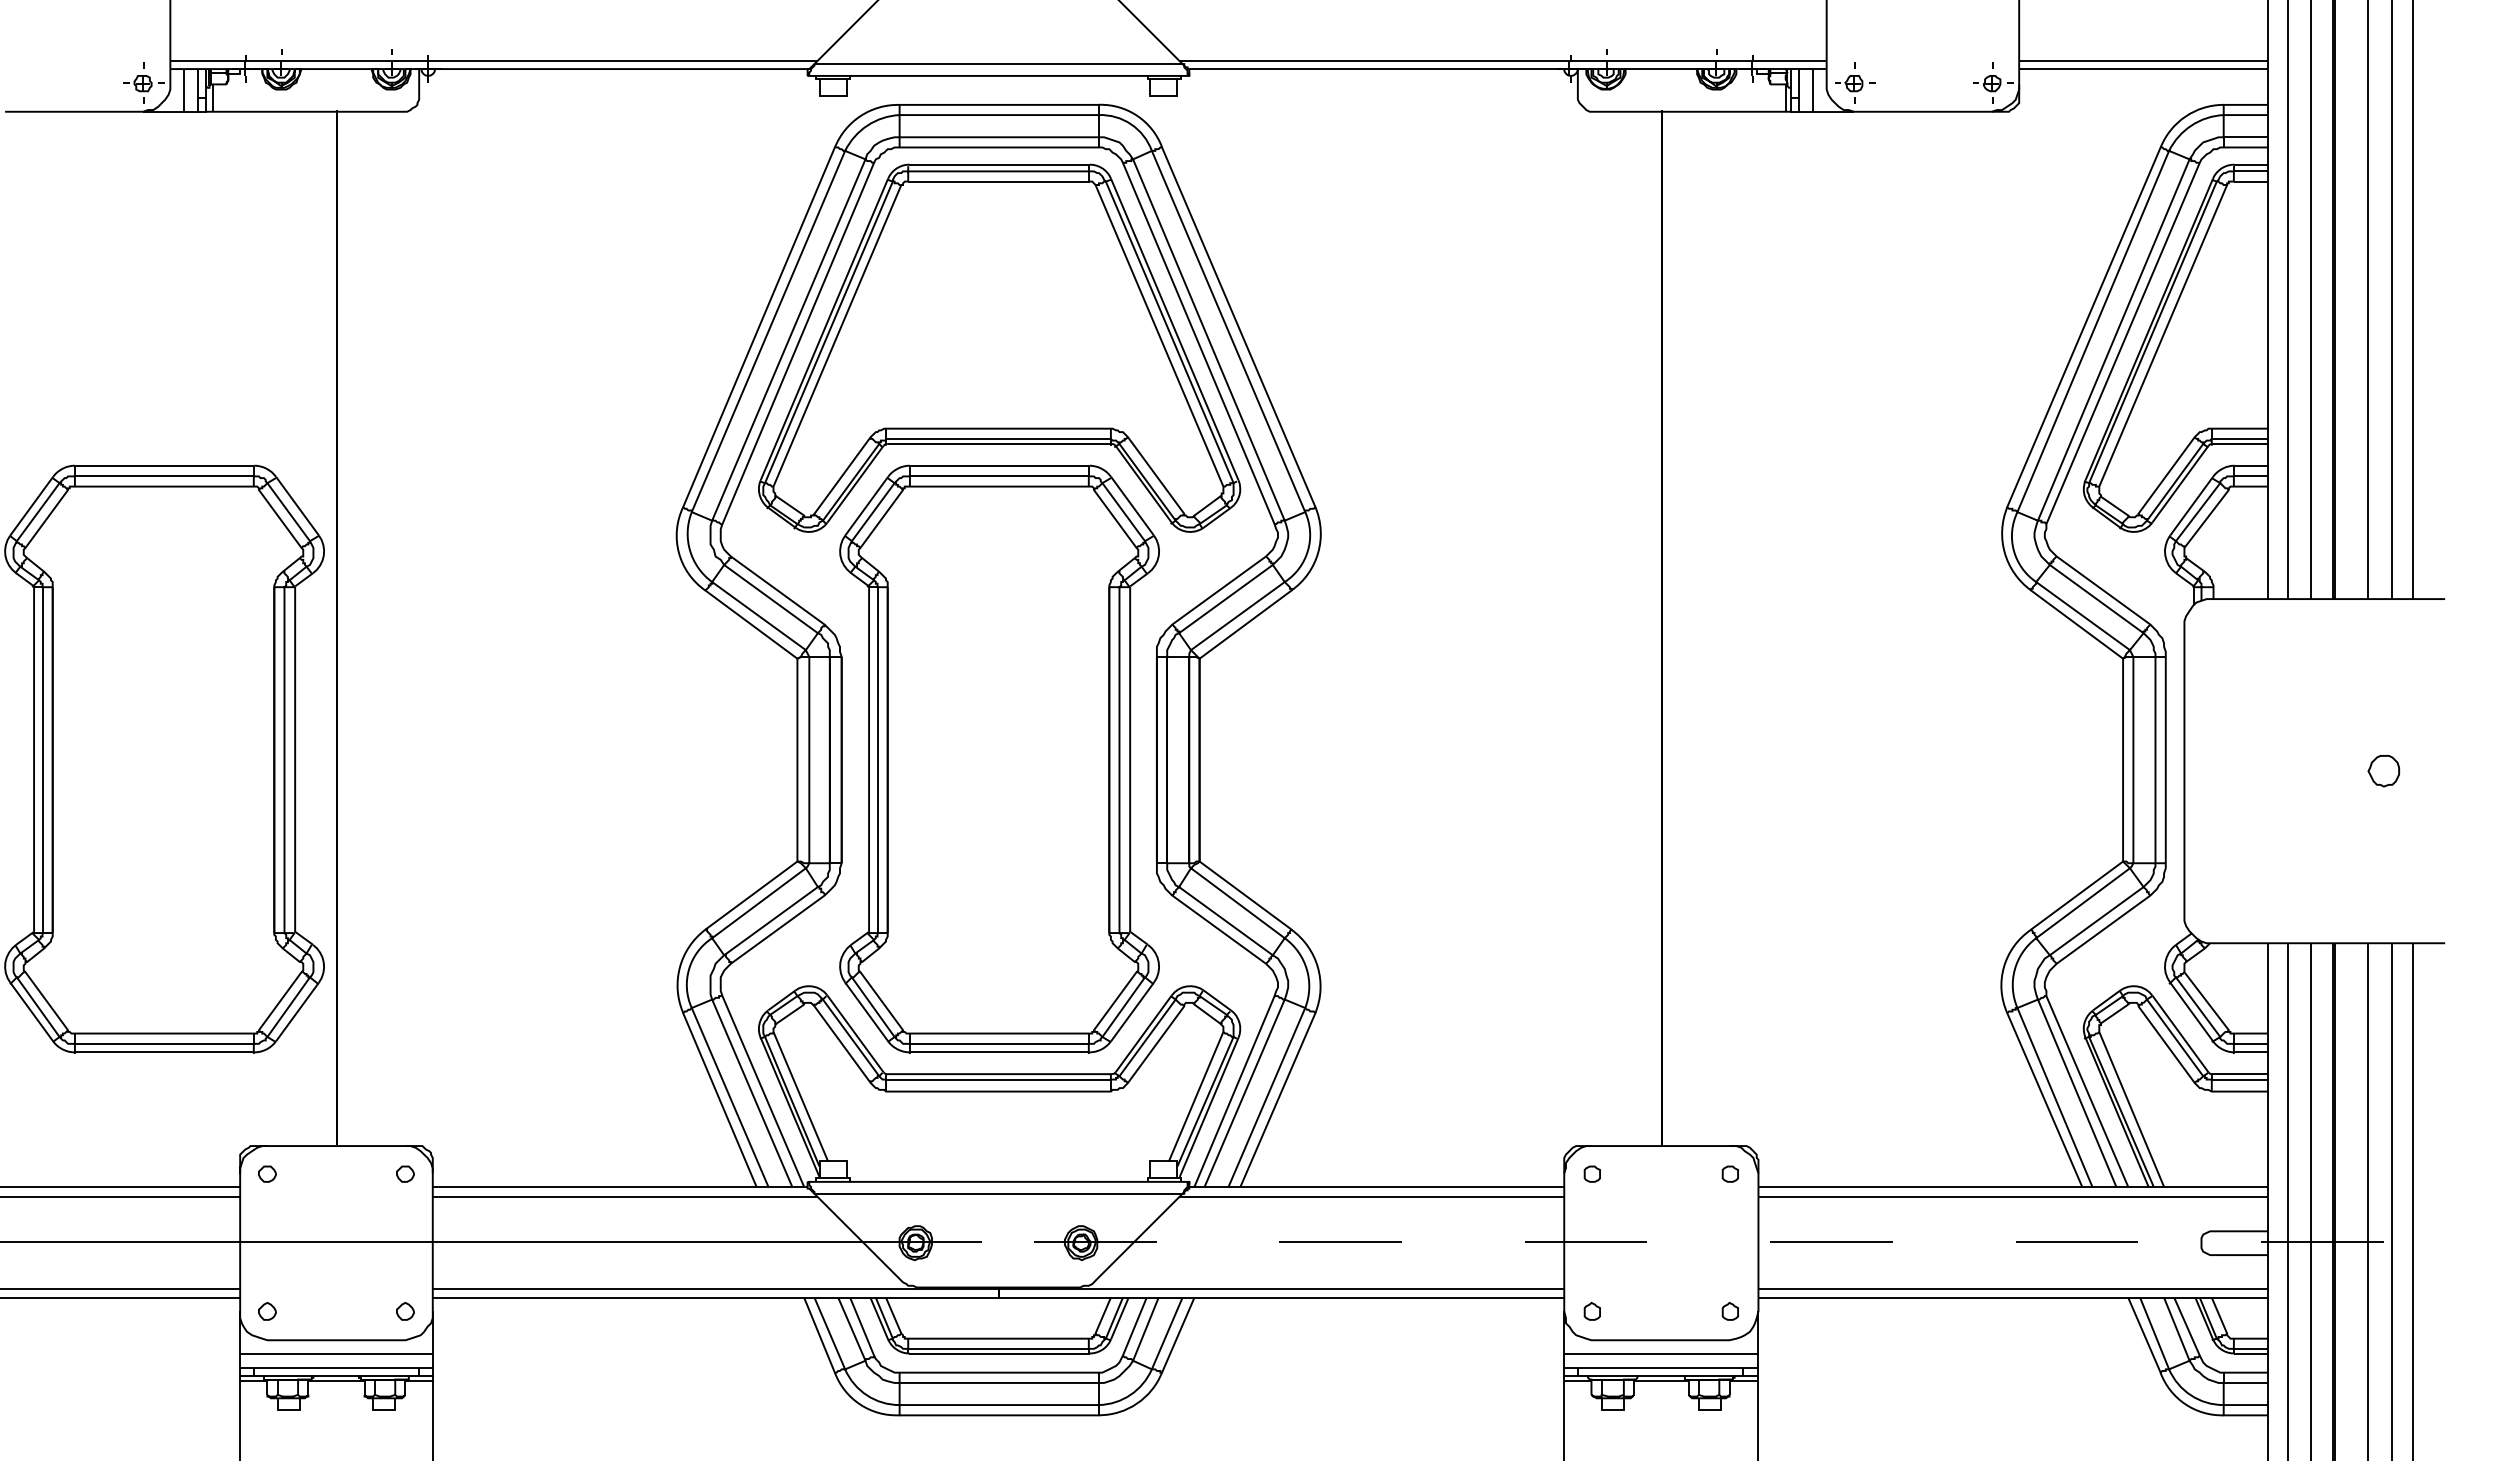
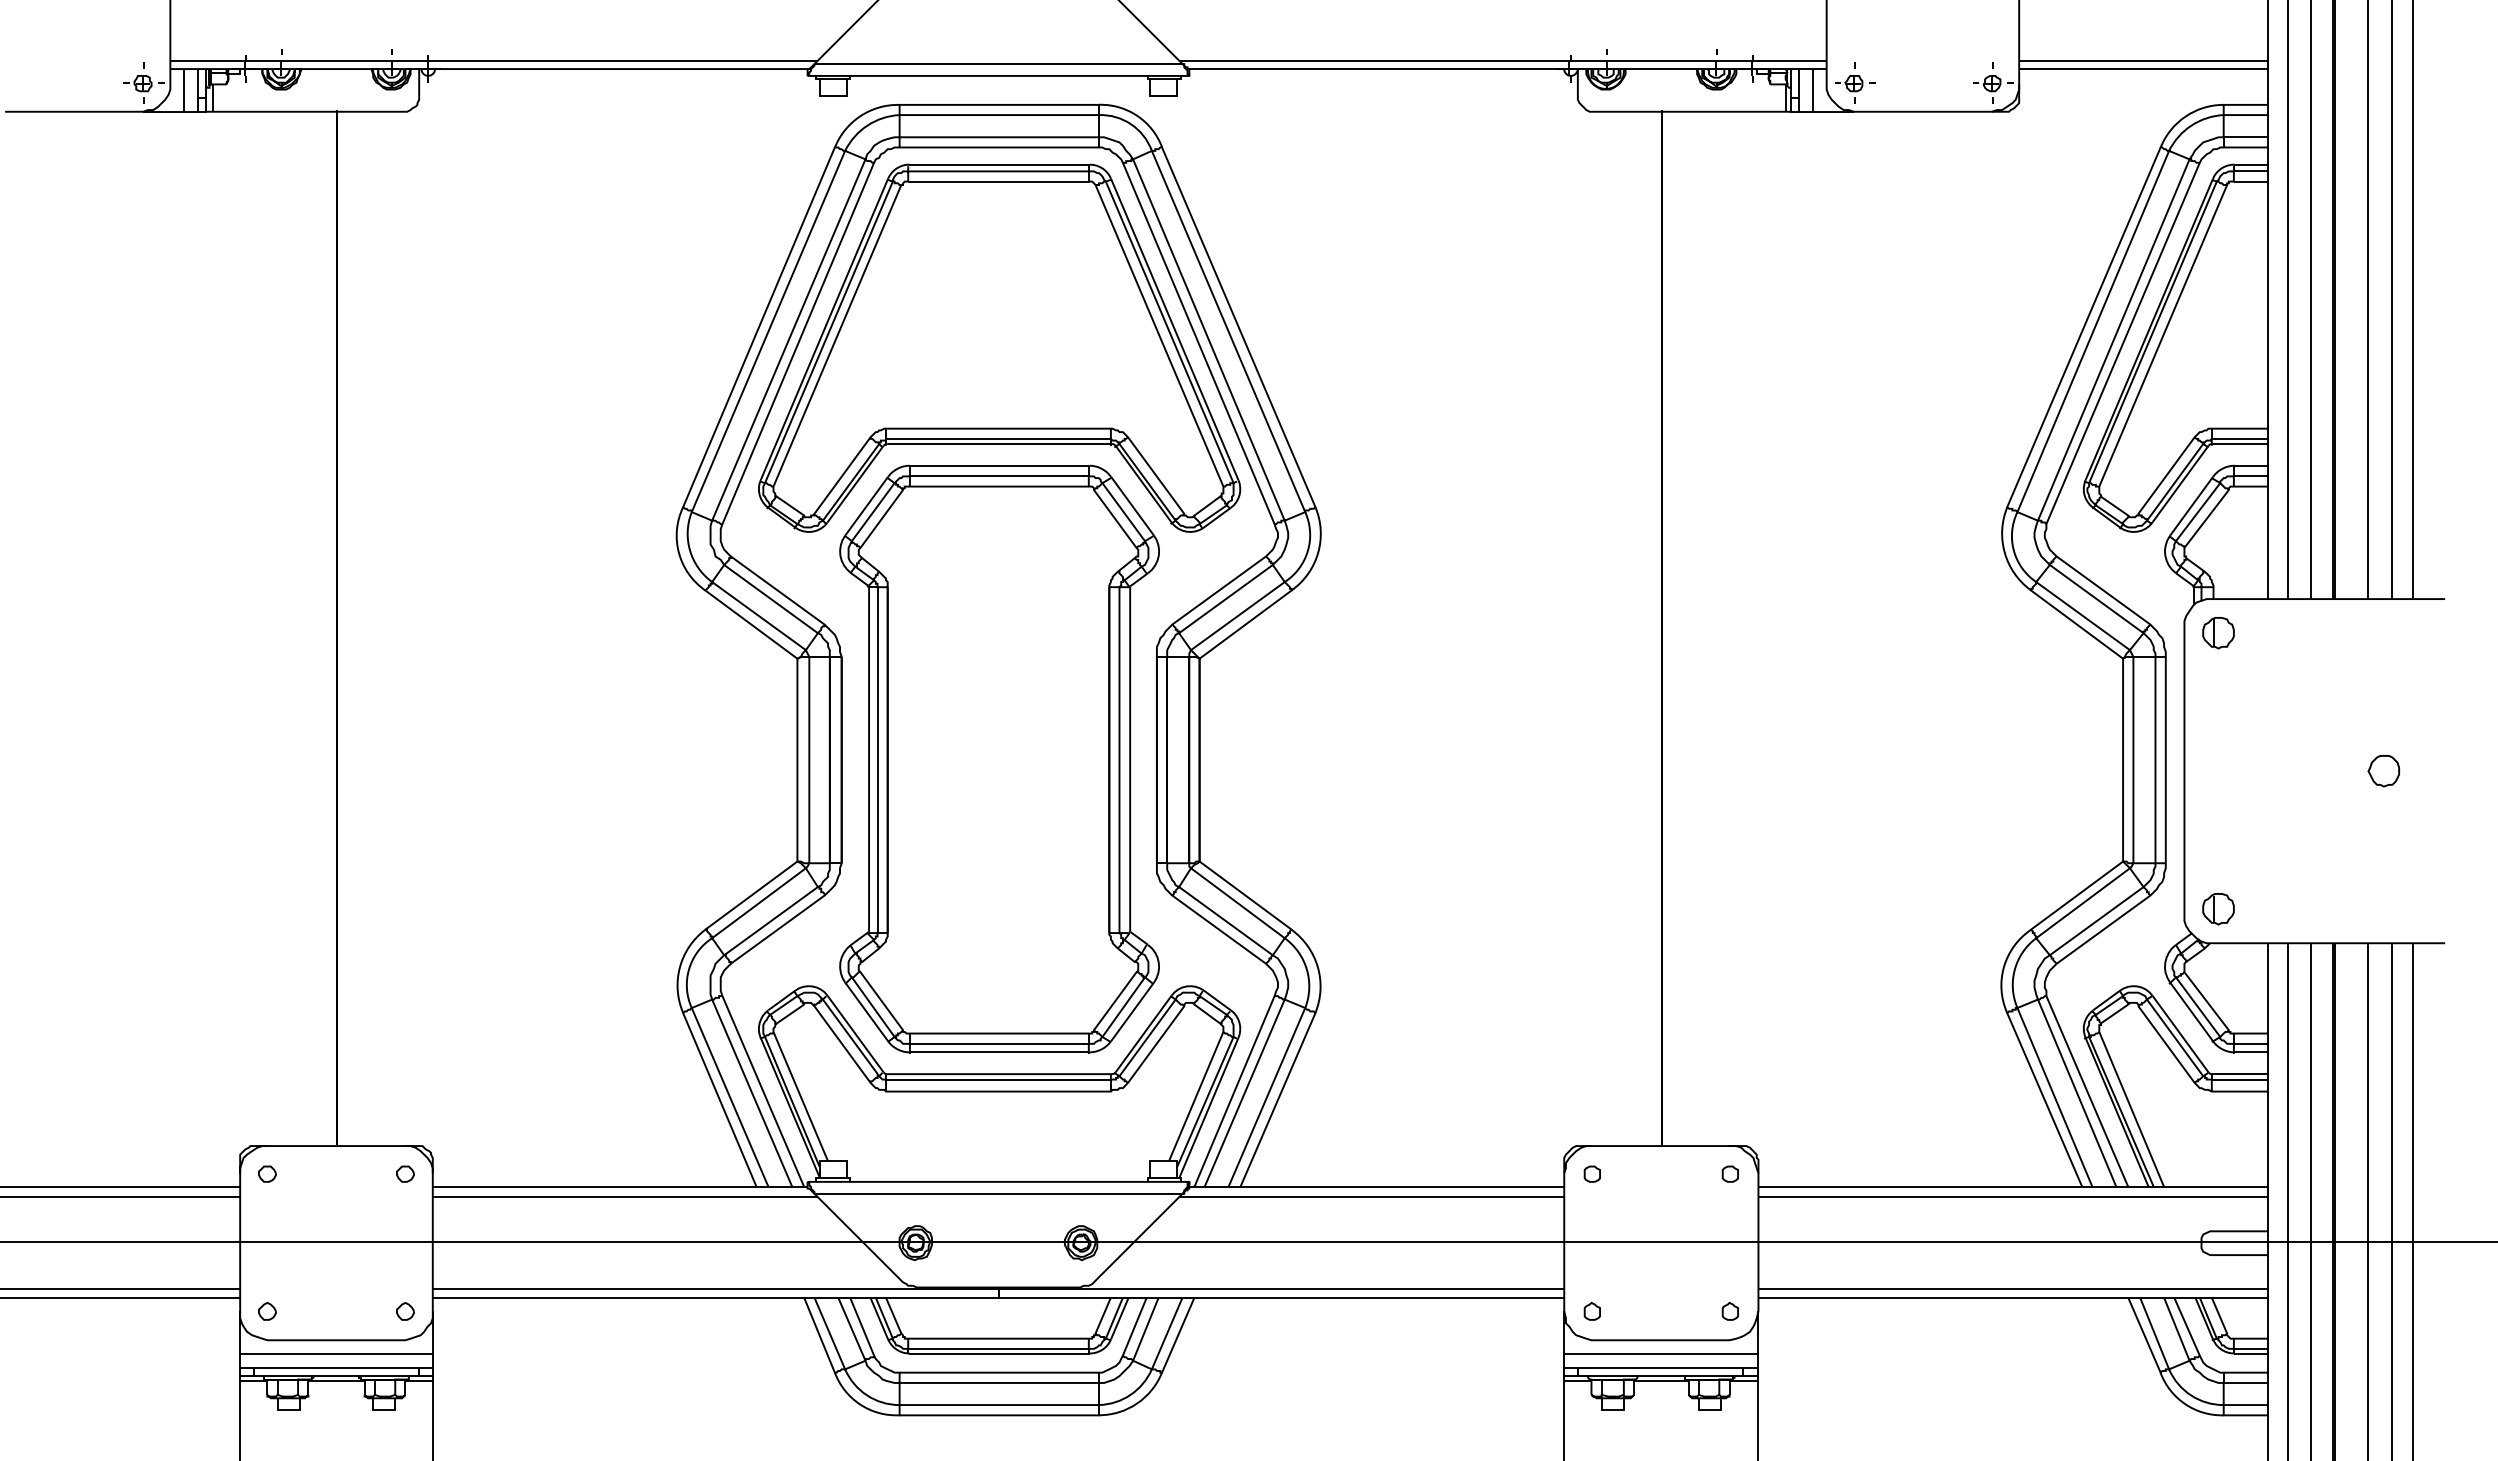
part: none -> present (2218, 633)
part: present -> none (164, 758)
part: none -> present (2218, 909)
line: dashed -> solid (1739, 1242)
